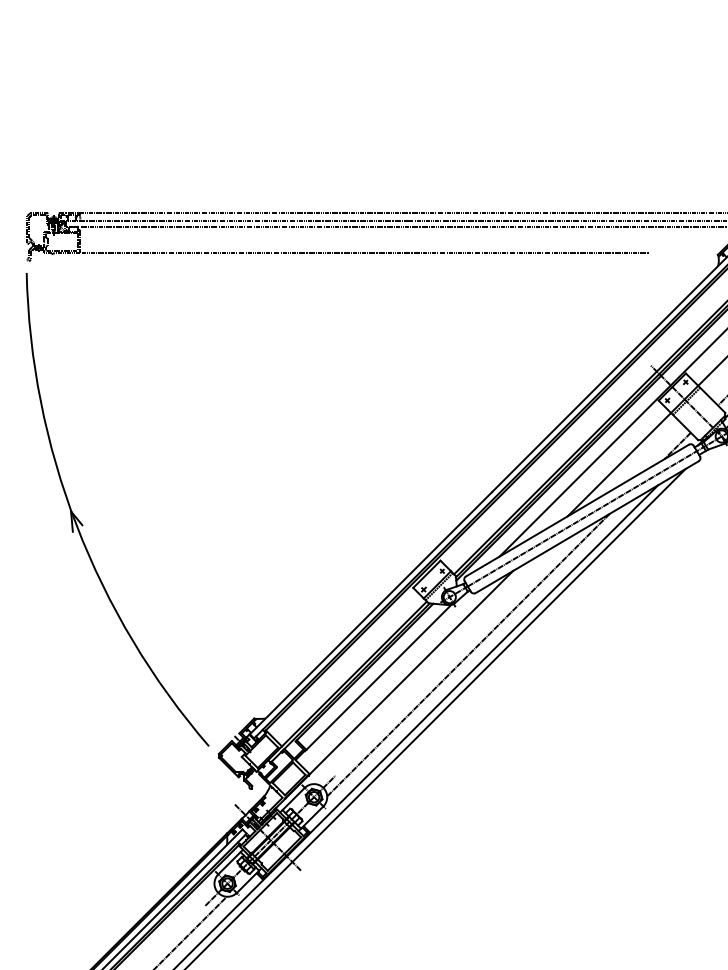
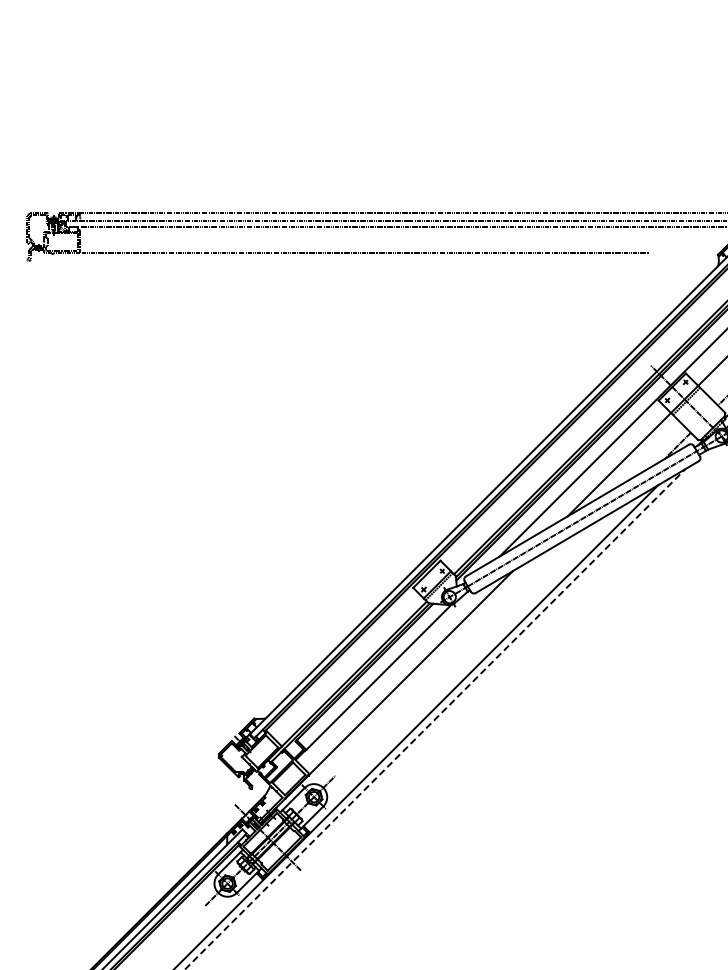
part: present -> none (83, 525)
line: present -> none (468, 654)
line: solid -> dashed (435, 719)
line: present -> none (191, 931)
